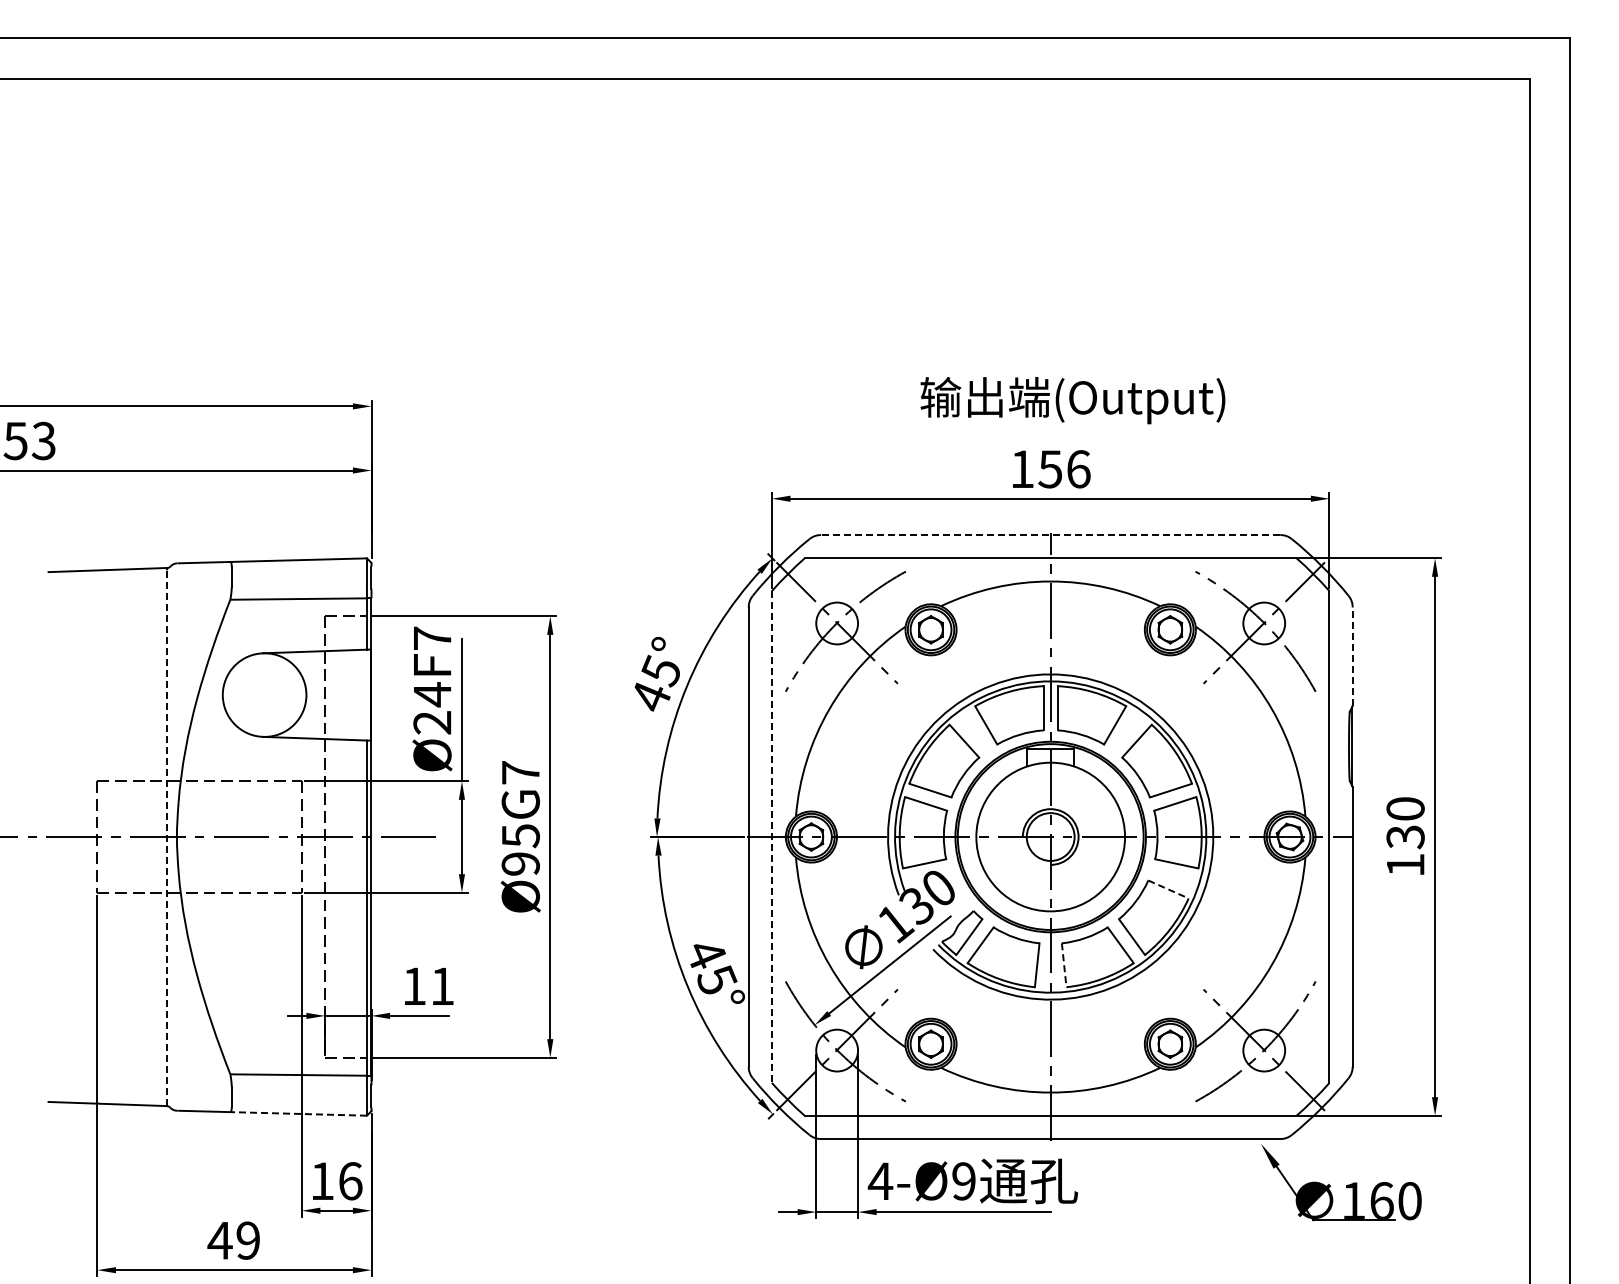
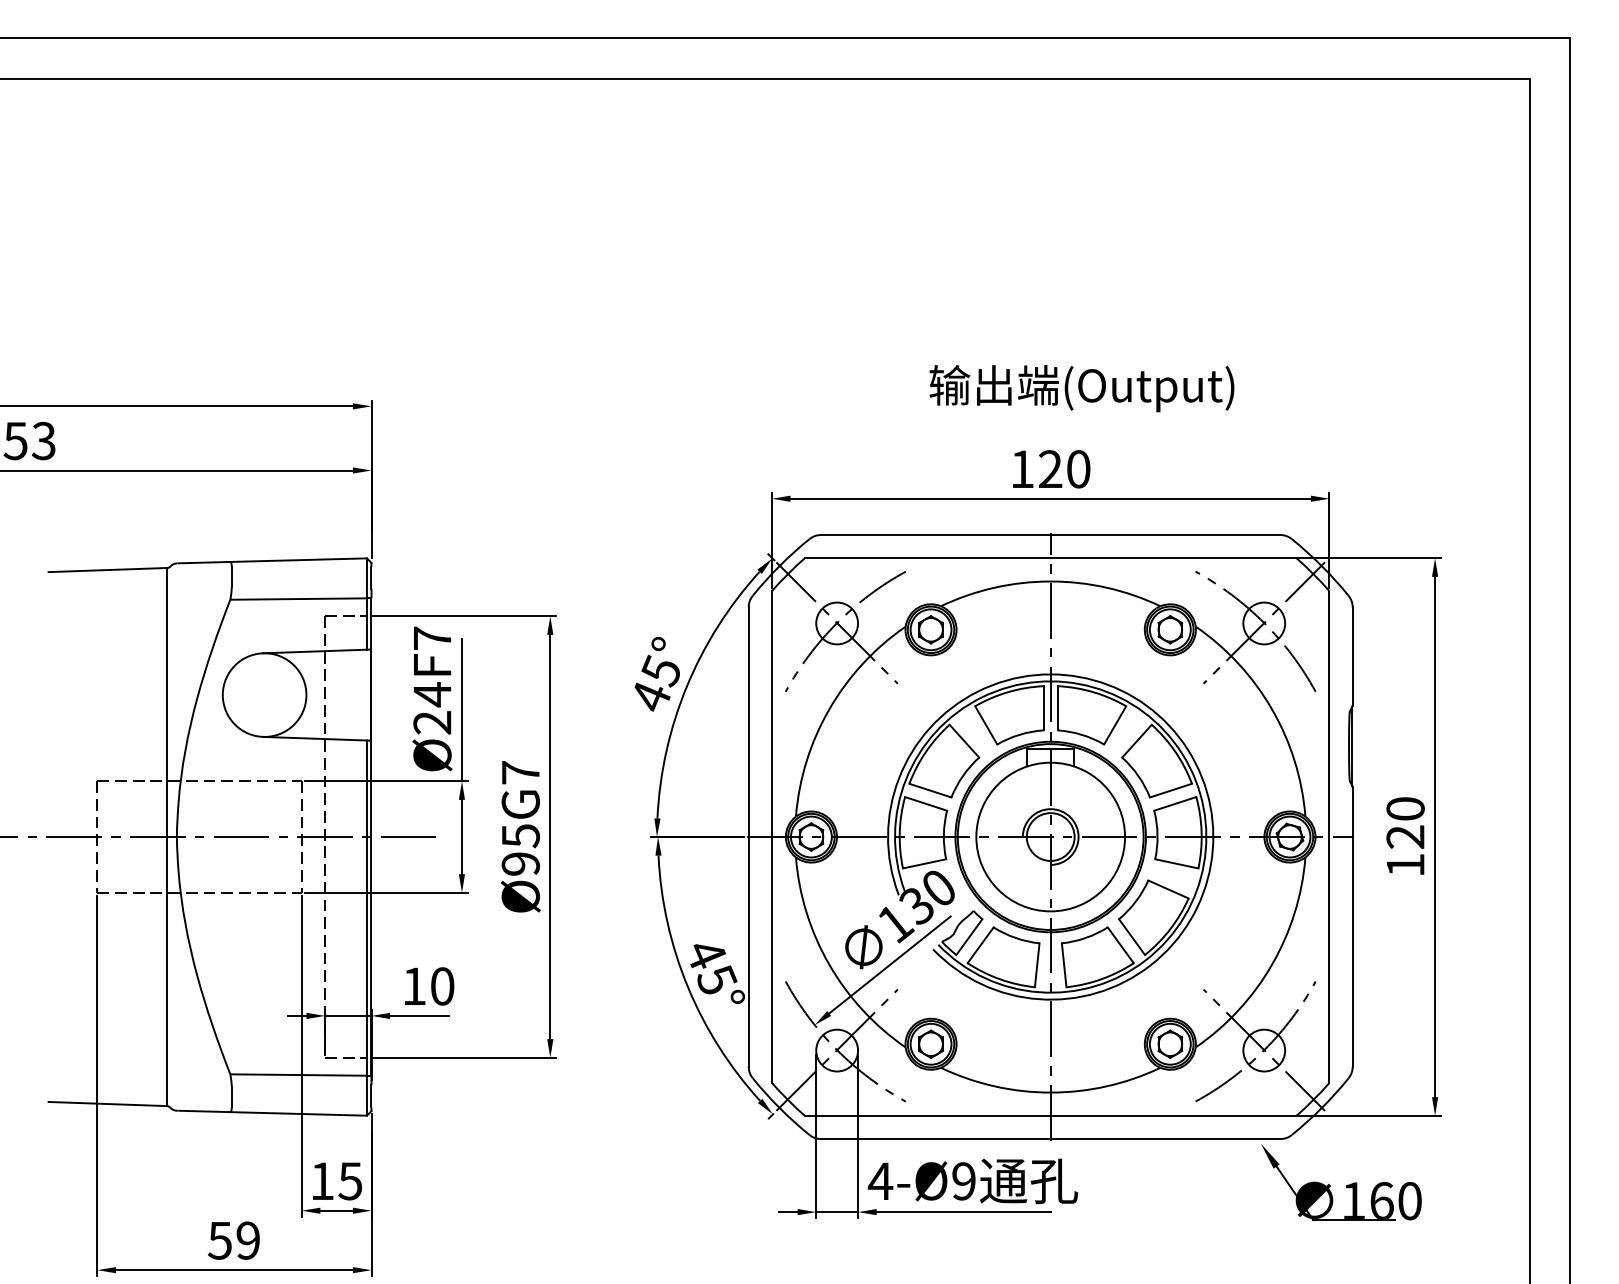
text position: (1072, 400) -> (1081, 388) (1081, 388)
text: 156 -> 120 (1064, 469)
line: dashed -> solid (1050, 535)
line: dashed -> solid (1352, 656)
line: dashed -> solid (771, 837)
text: 130 -> 120 (1405, 837)
line: dashed -> solid (166, 838)
line: dashed -> solid (1168, 889)
line: dashed -> solid (1064, 965)
text: 11 -> 10 (442, 986)
line: dashed -> solid (298, 1113)
text: 16 -> 15 (350, 1181)
text: 49 -> 59 (219, 1240)
